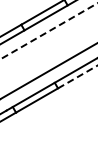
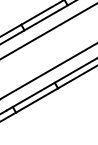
line: dashed -> solid (49, 31)
line: dashed -> solid (77, 76)
